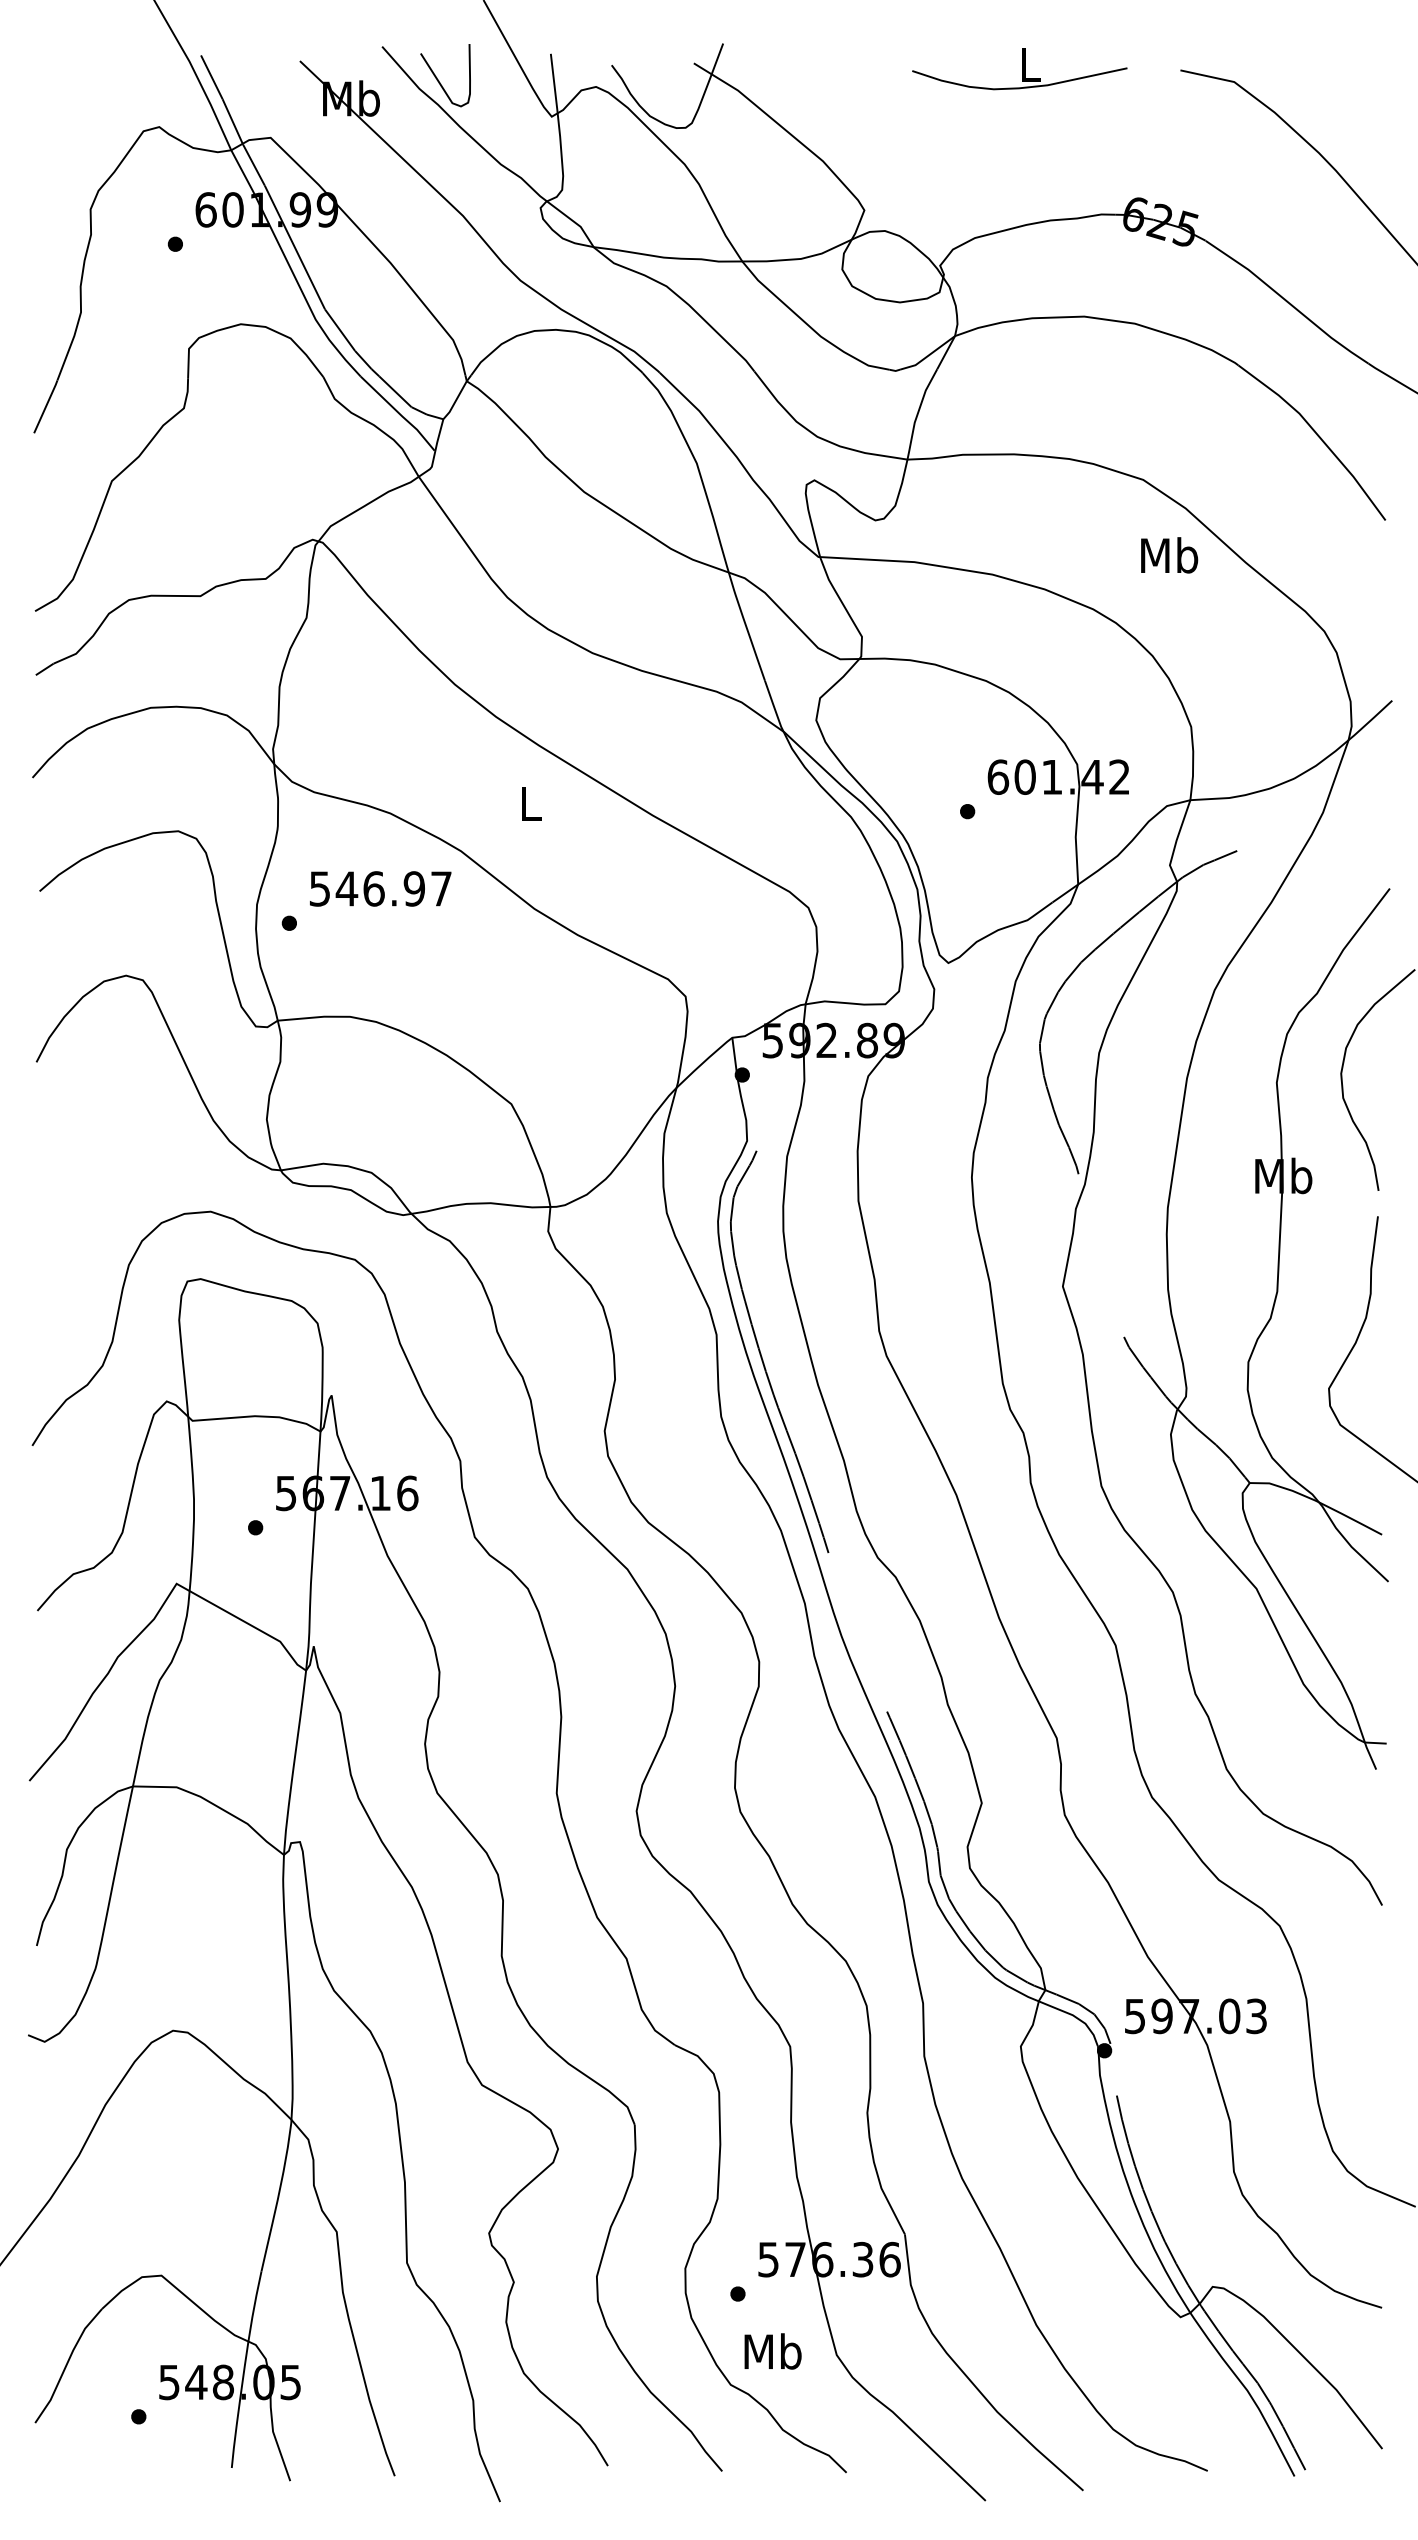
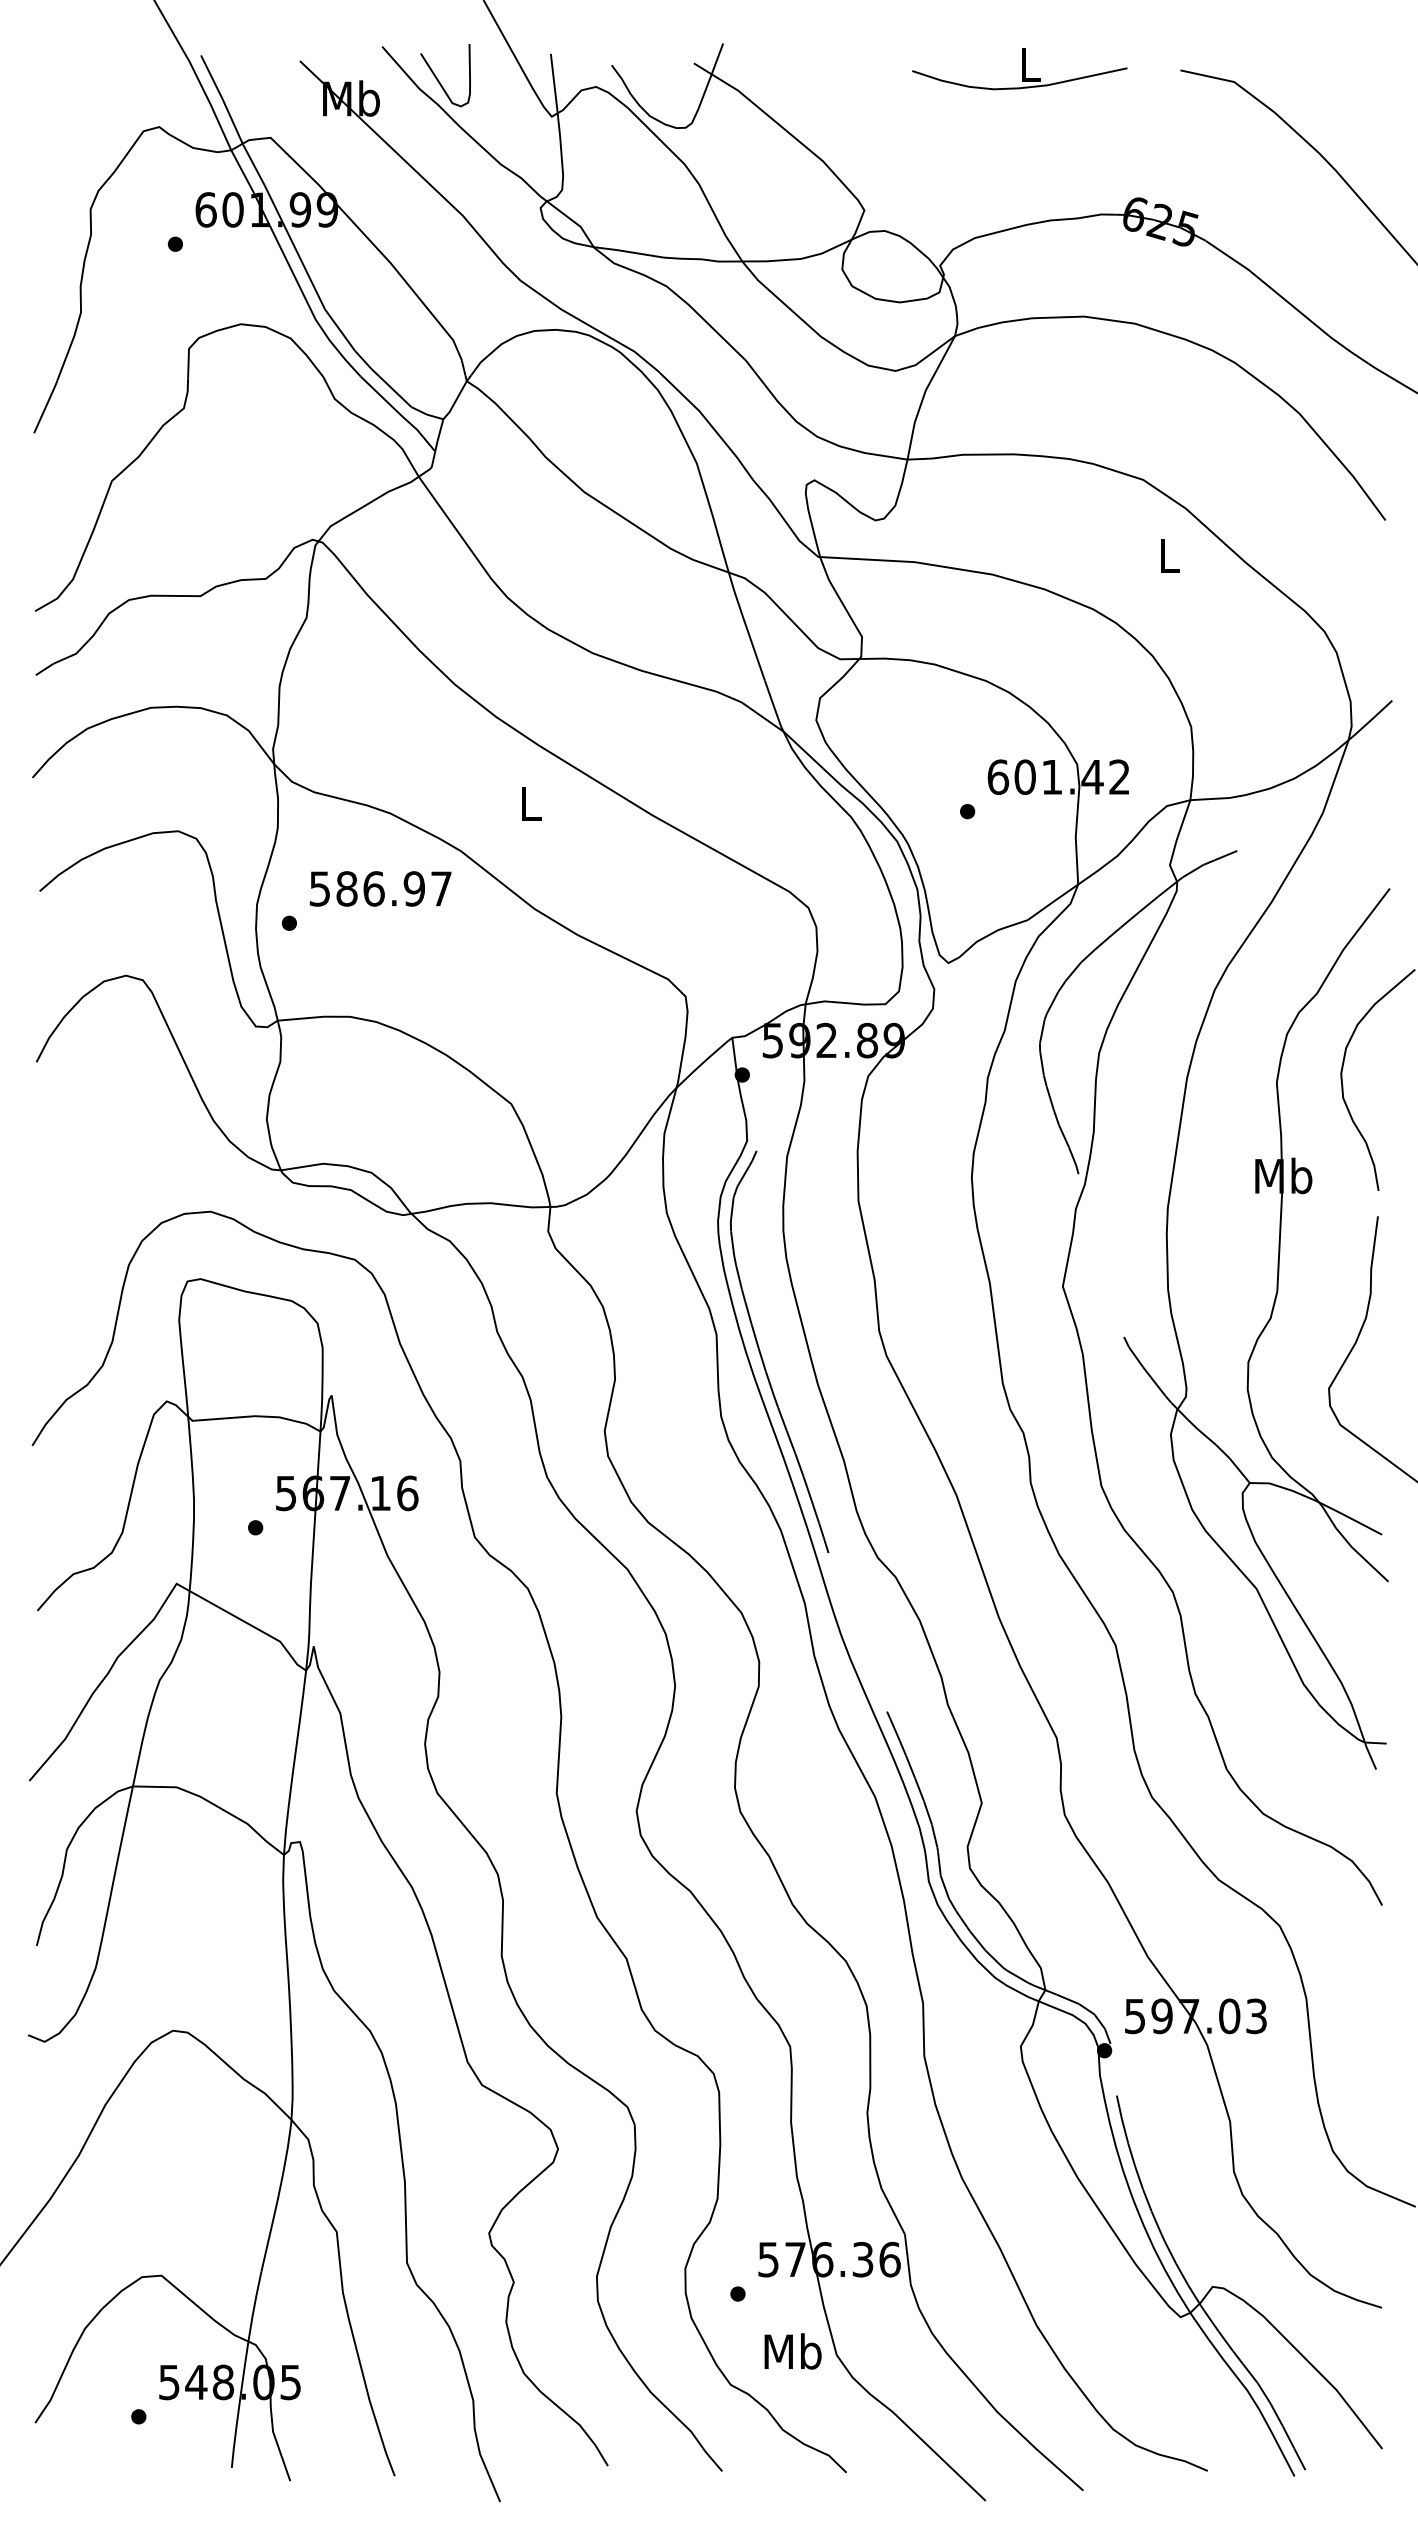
text: Mb -> L (1169, 555)
text: 546.97 -> 586.97 (346, 888)
text position: (772, 2351) -> (792, 2351) (792, 2351)
